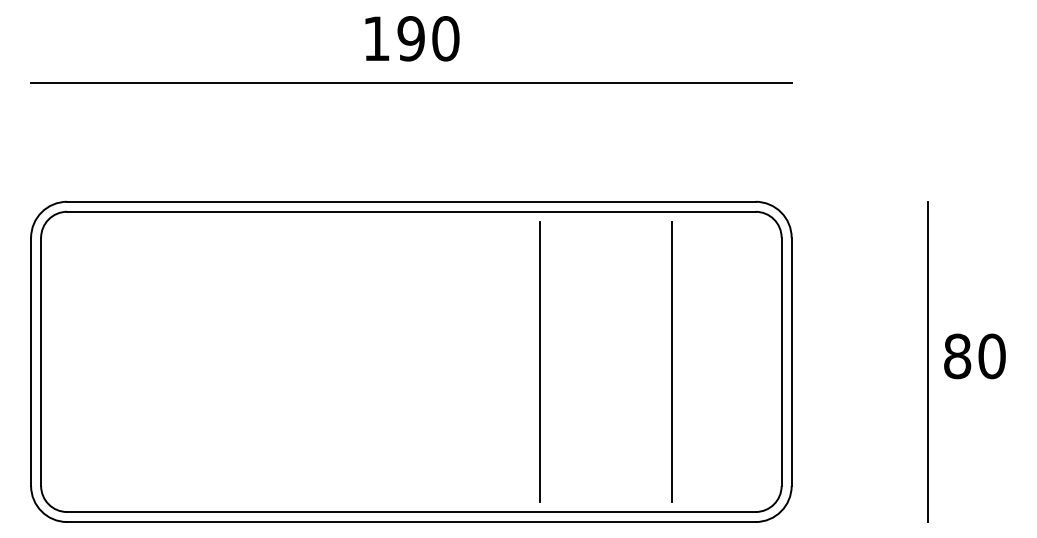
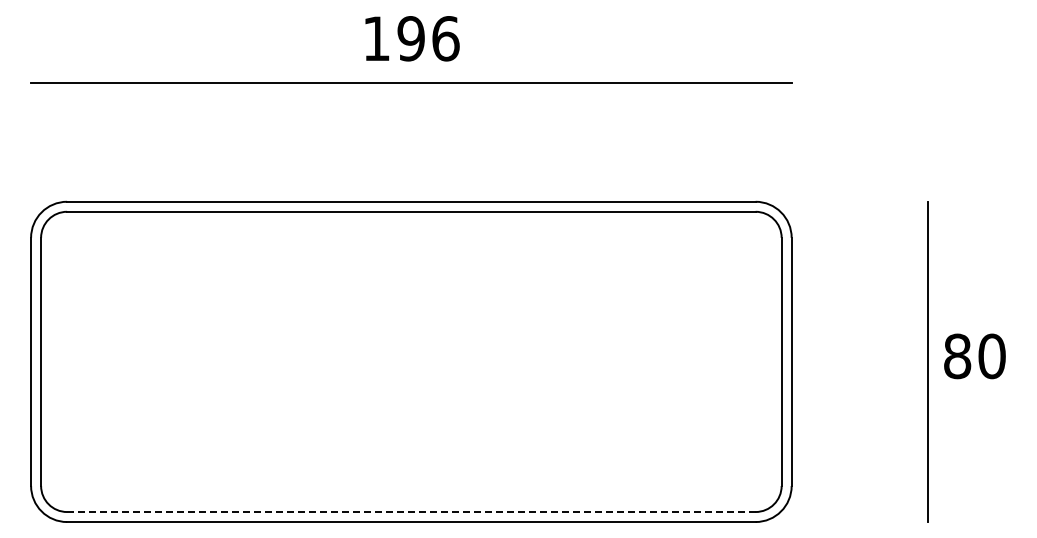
text: 190 -> 196 (445, 38)
line: present -> none (540, 361)
line: present -> none (671, 361)
line: solid -> dashed (411, 512)
